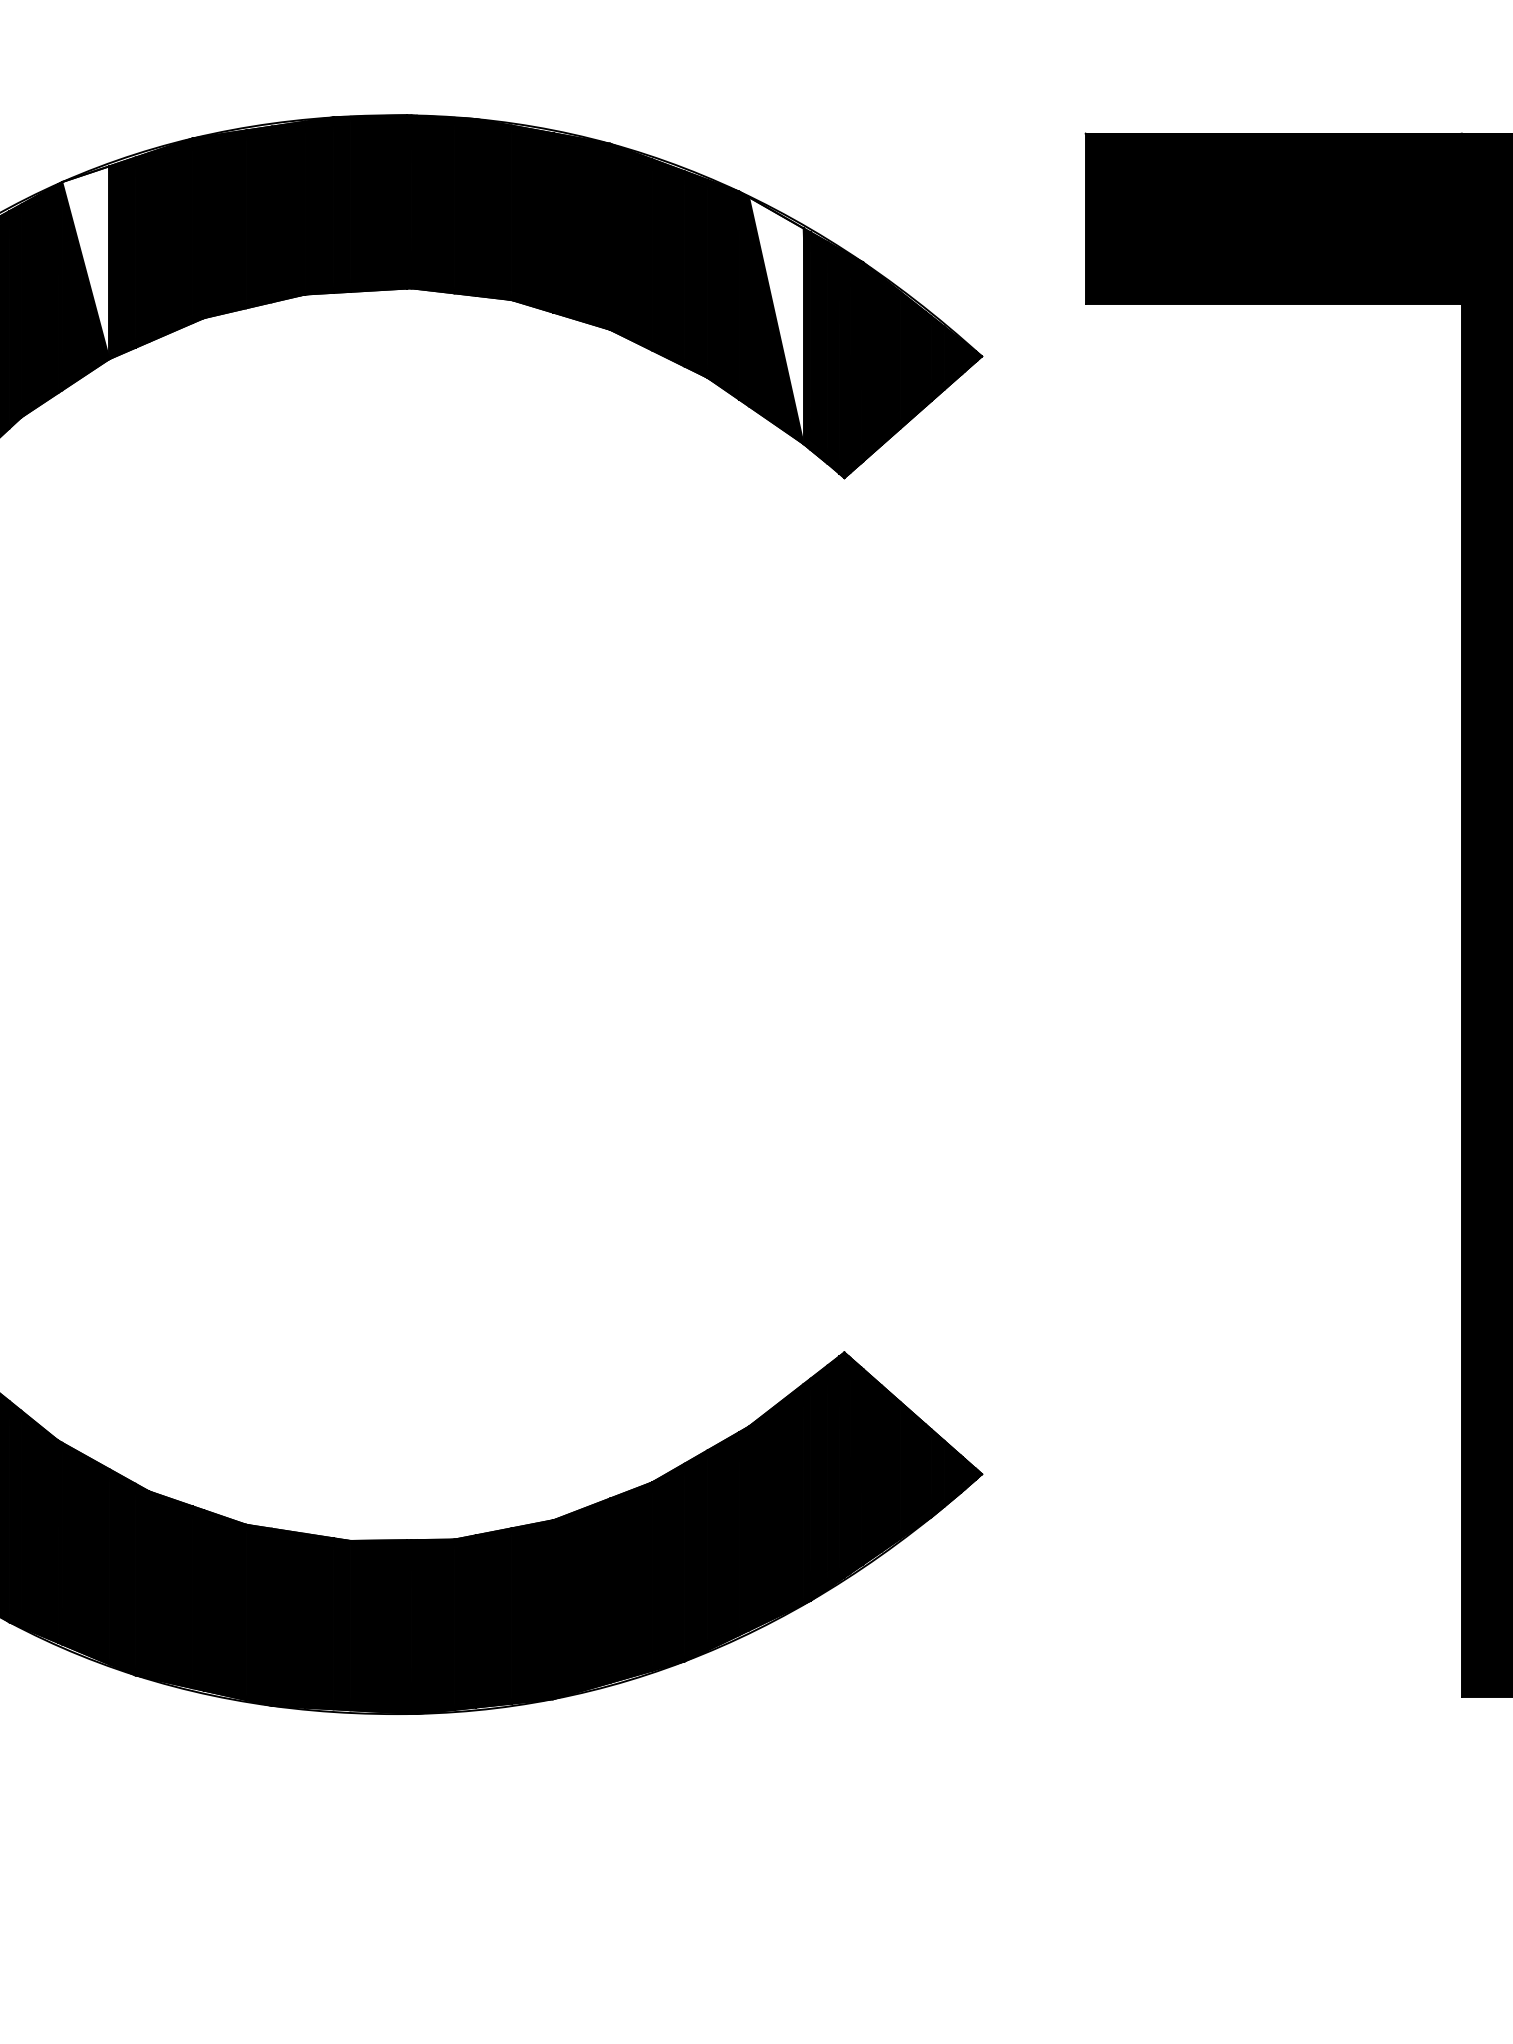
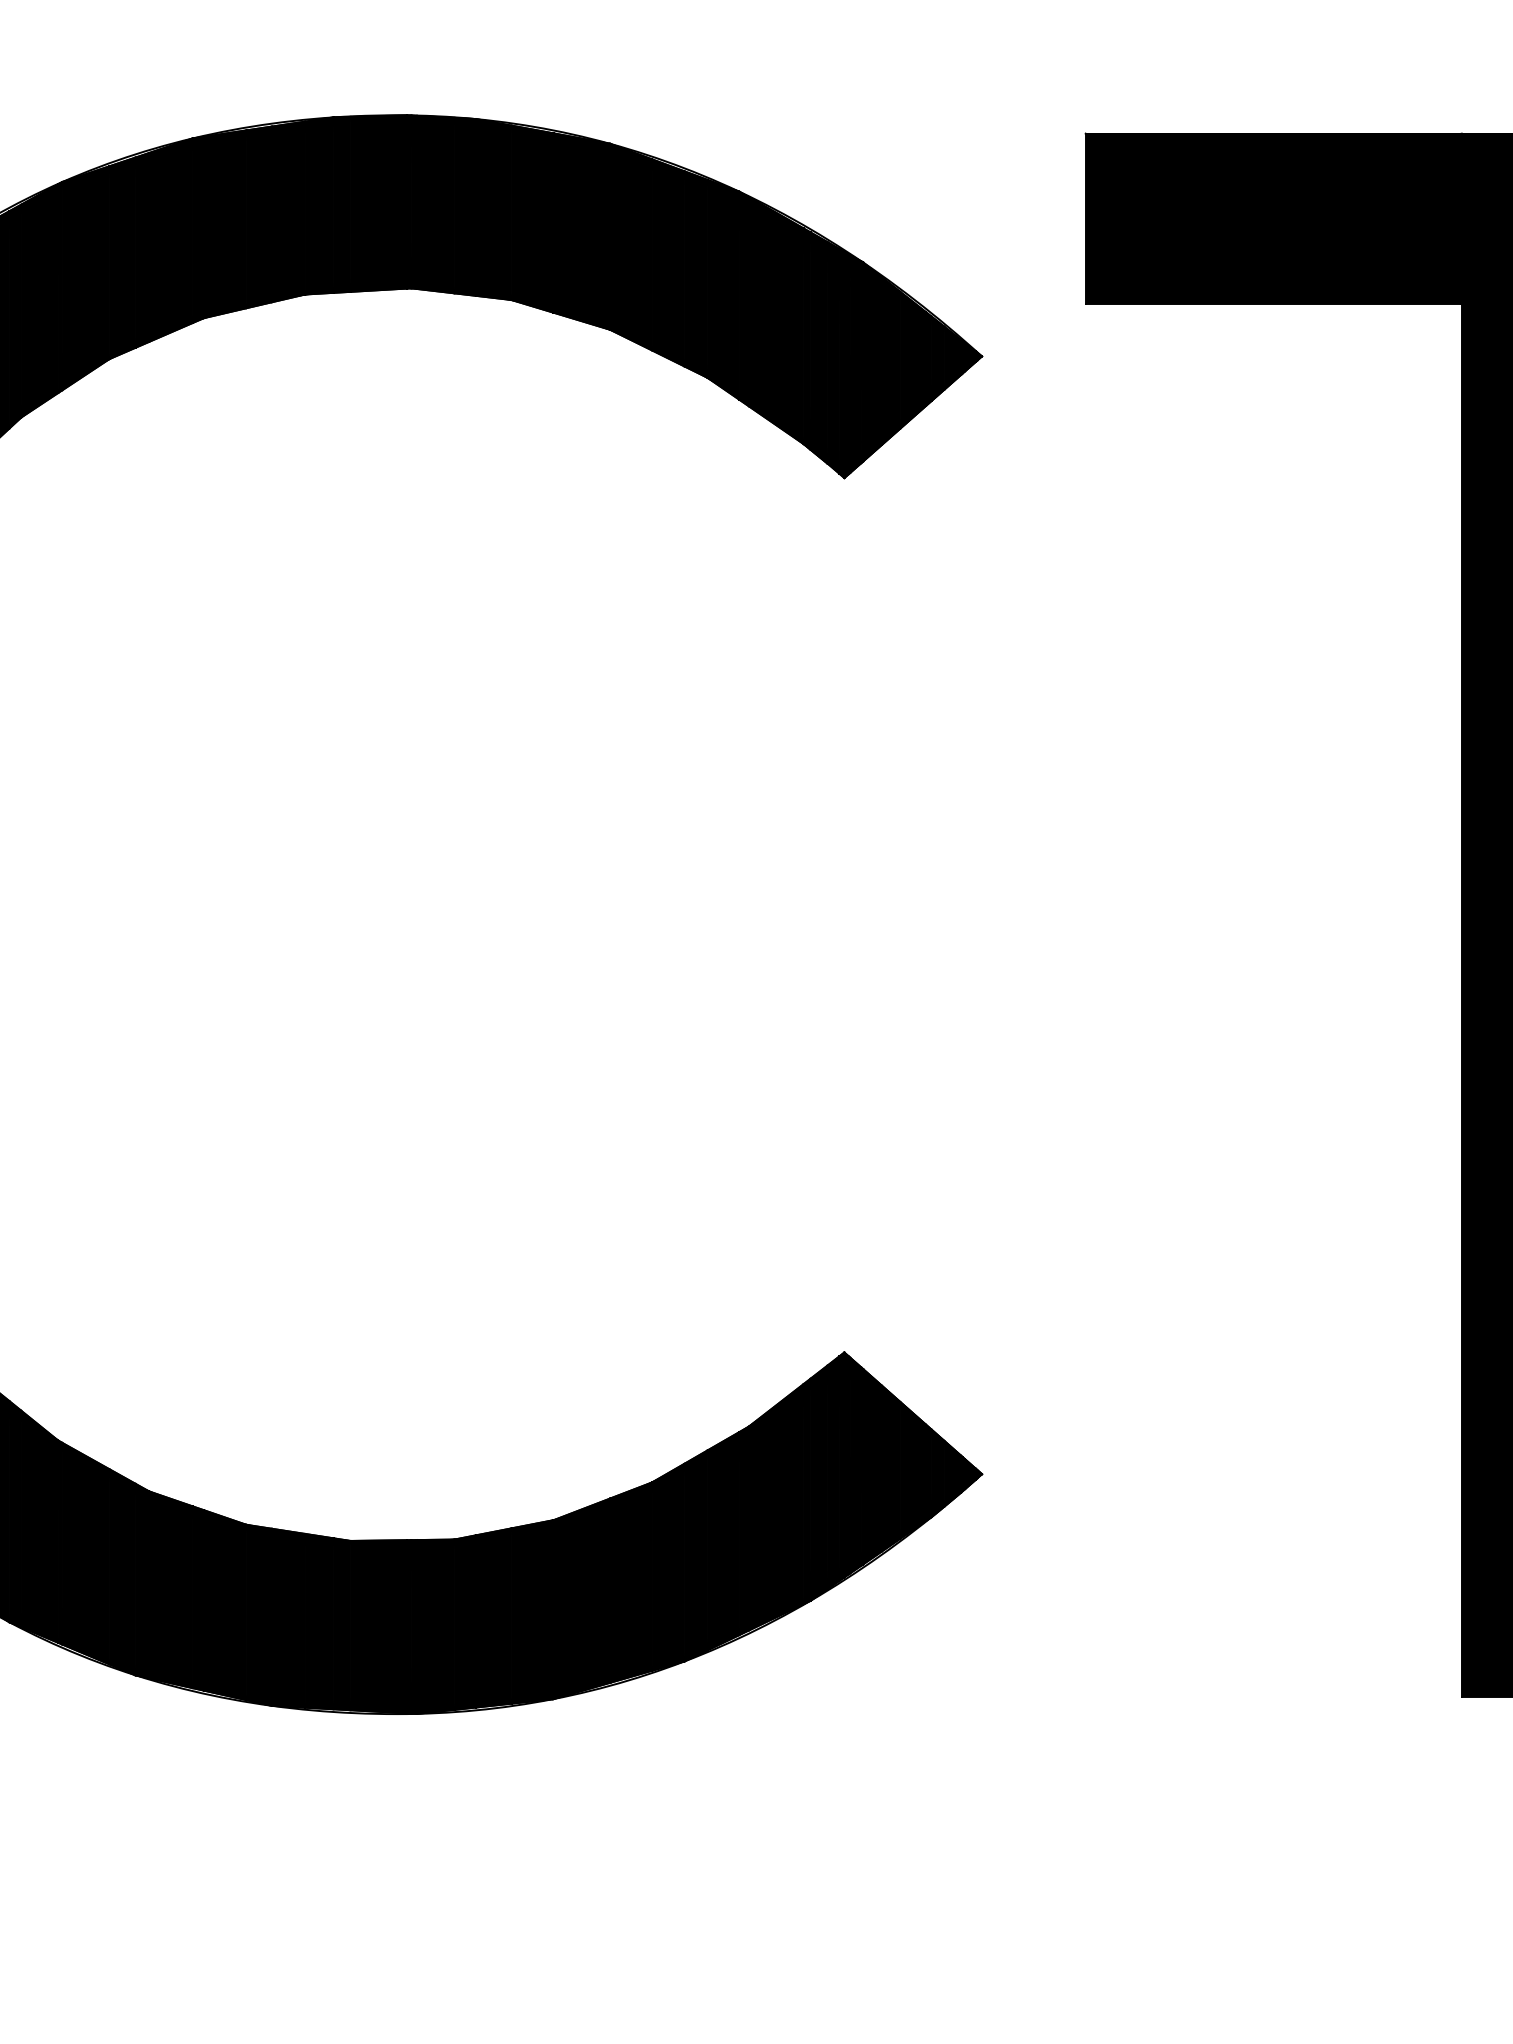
fill: none -> present (85, 262)
fill: none -> present (775, 320)
